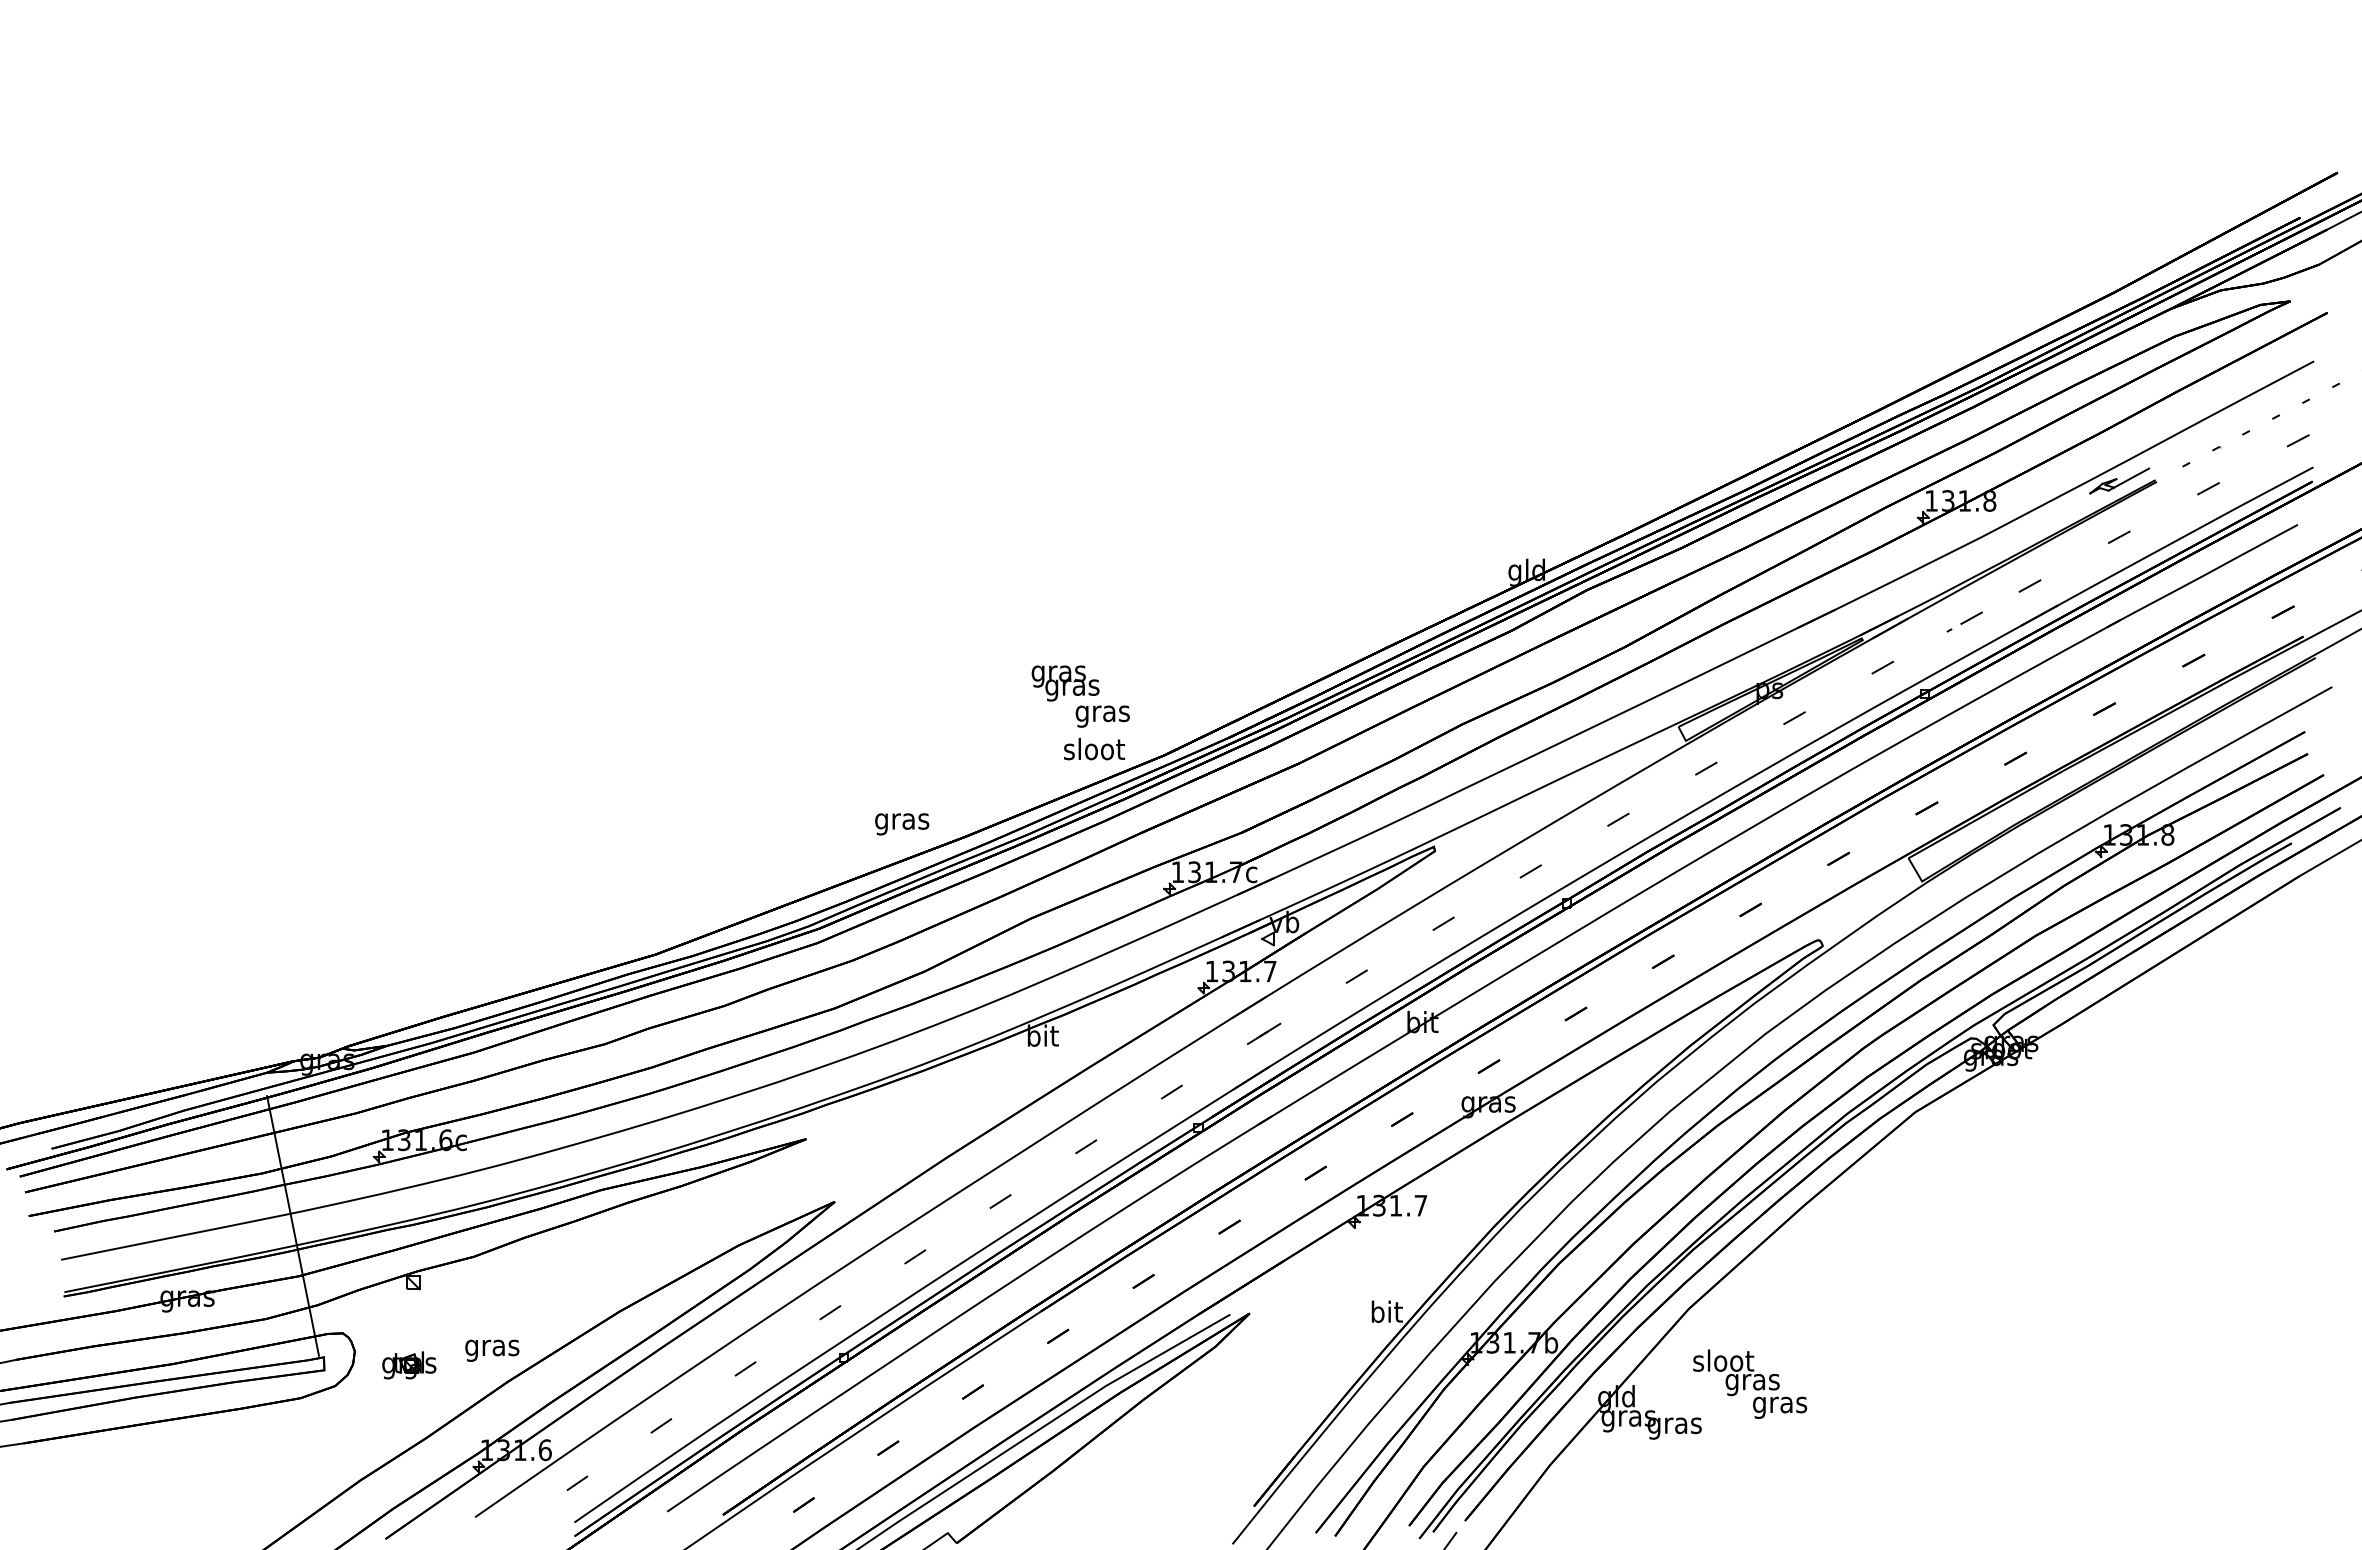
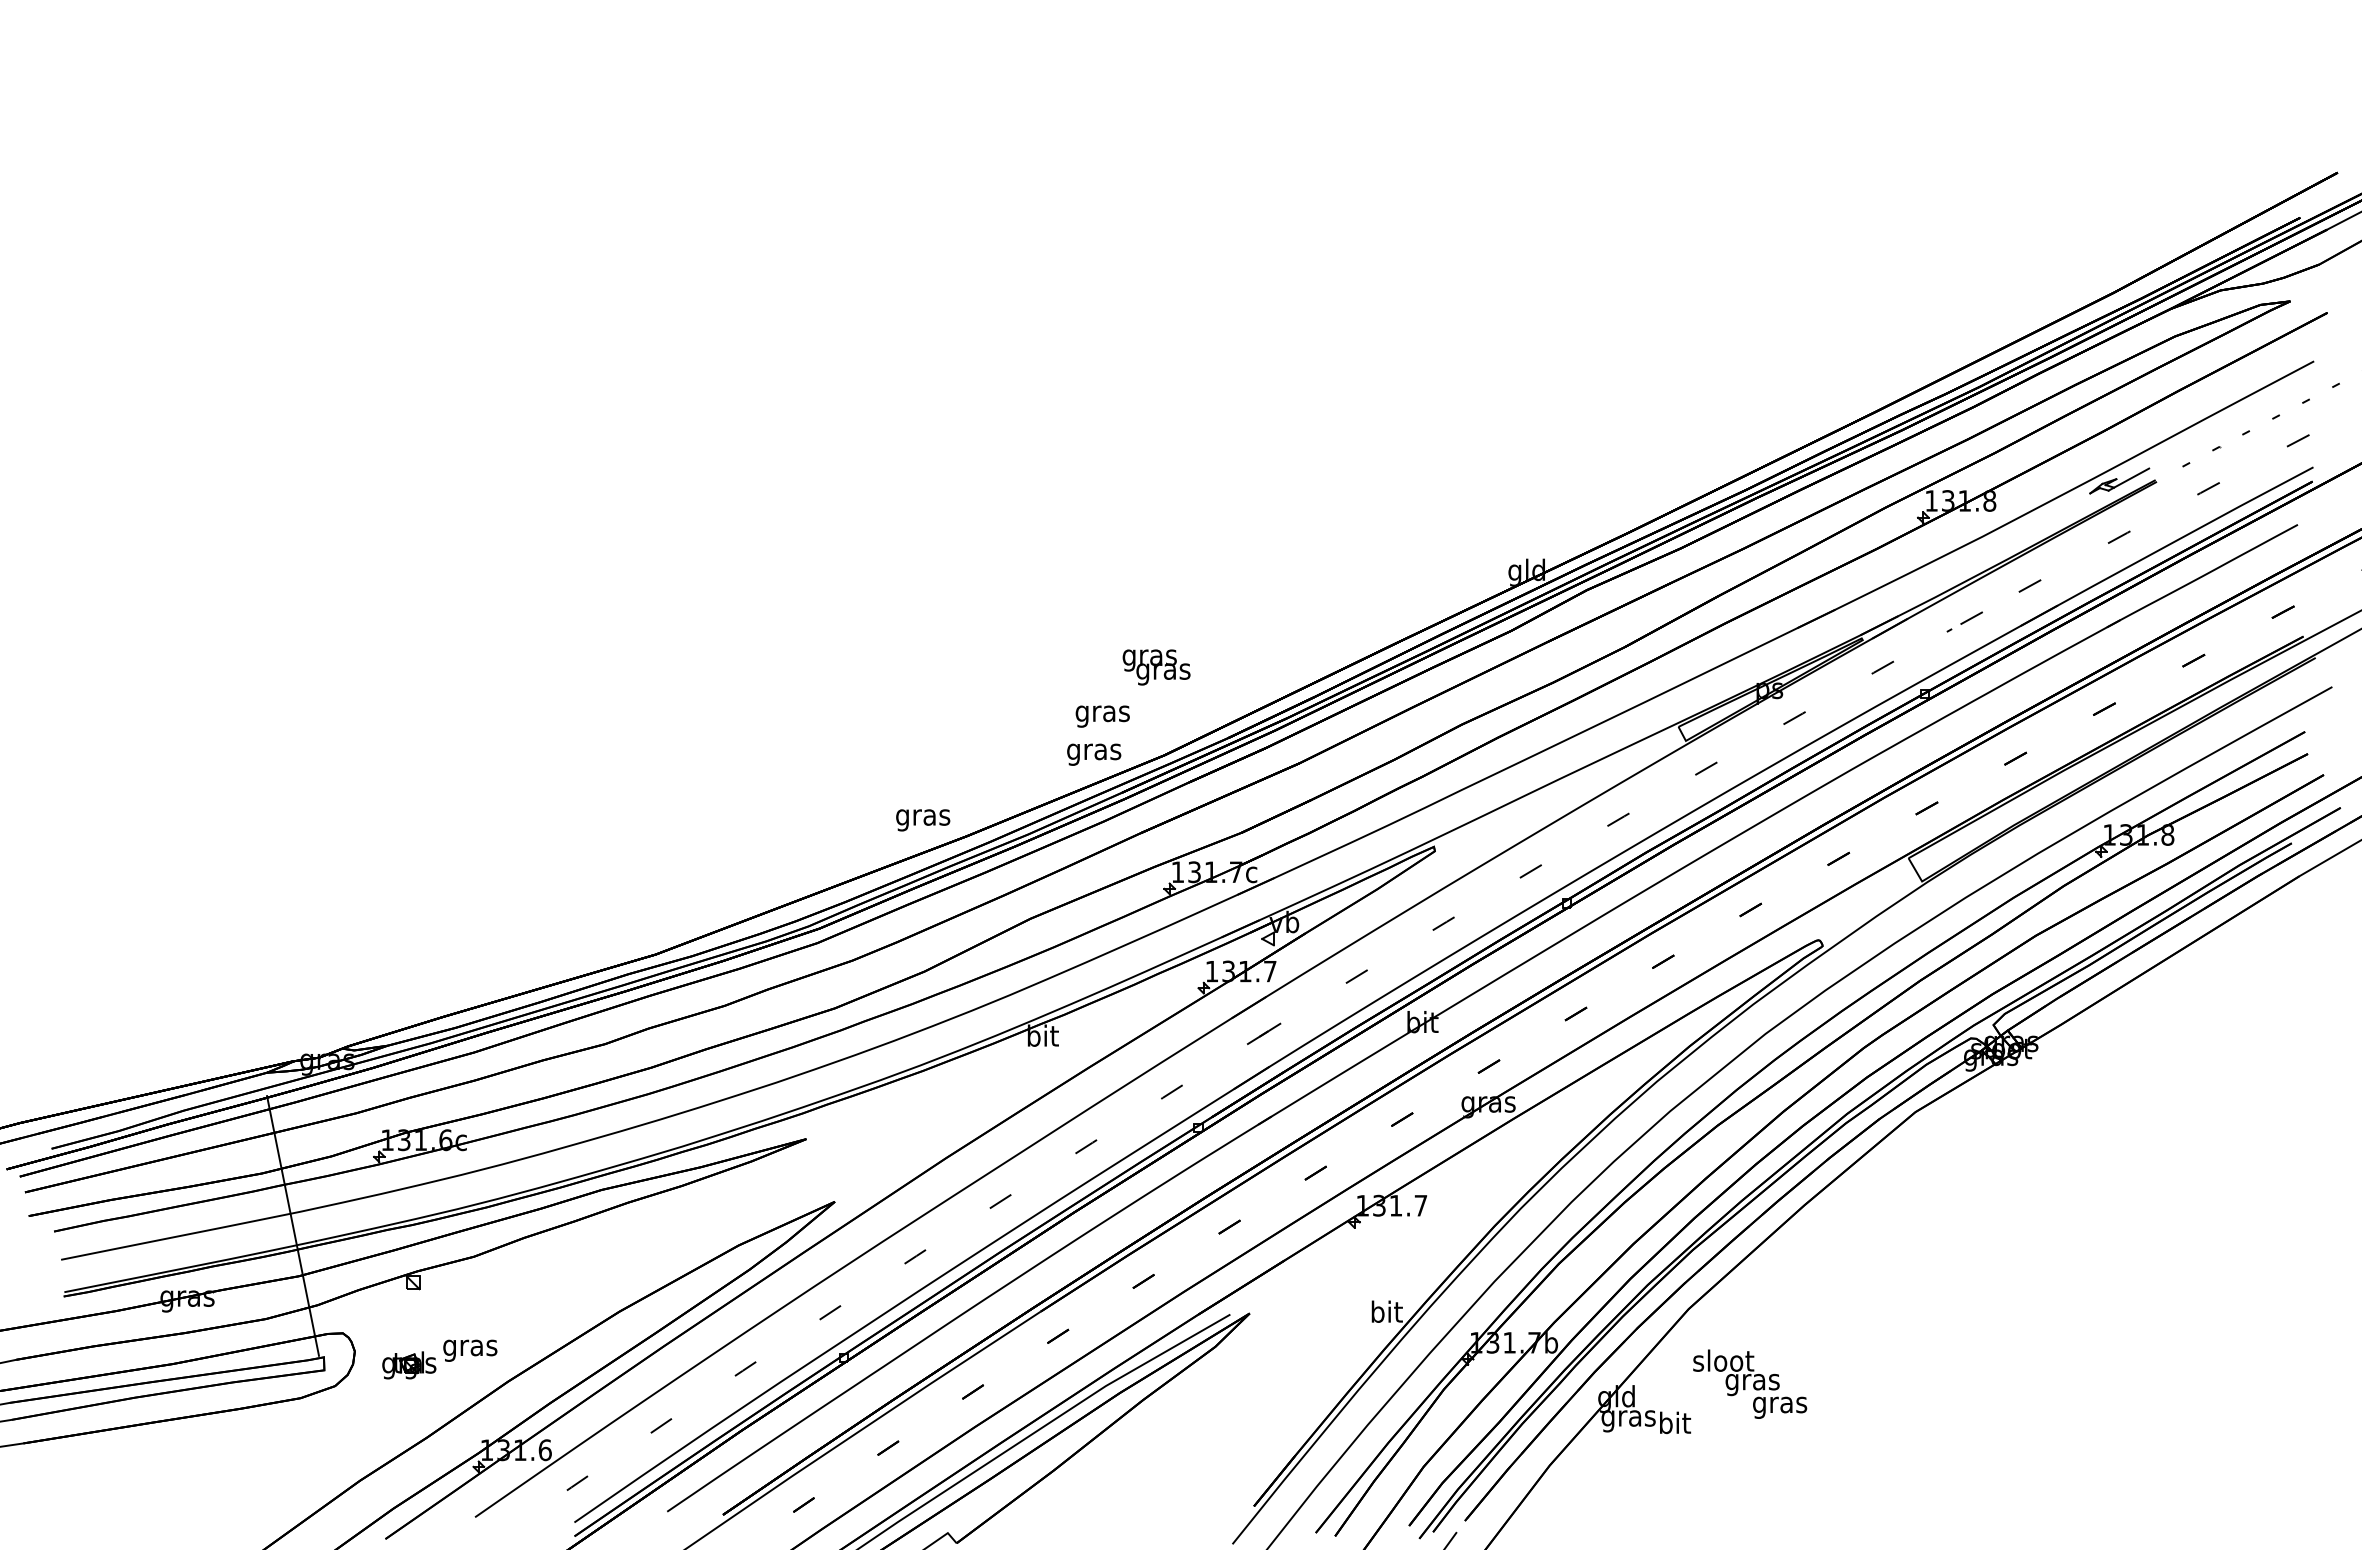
text position: (1065, 683) -> (1156, 667) (1156, 667)
text: sloot -> gras (1094, 751)
text position: (902, 824) -> (923, 820) (923, 820)
text position: (492, 1350) -> (470, 1350) (470, 1350)
text: gras -> bit (1674, 1425)
